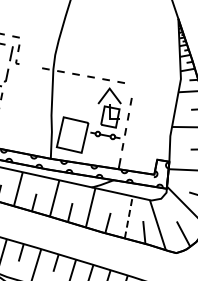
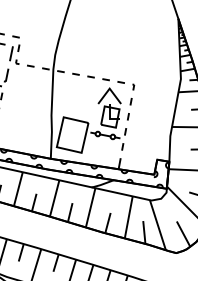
line: none -> present (30, 65)
part: none -> present (133, 86)
line: dashed -> solid (128, 216)
